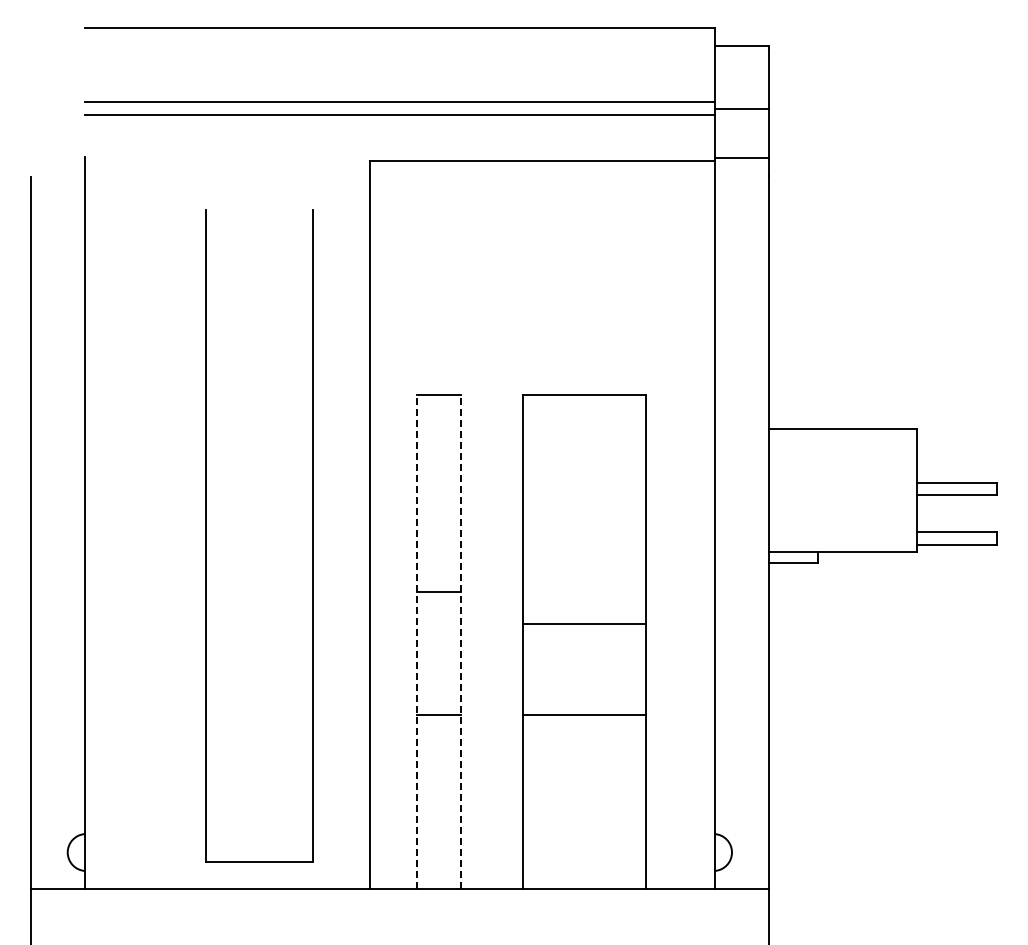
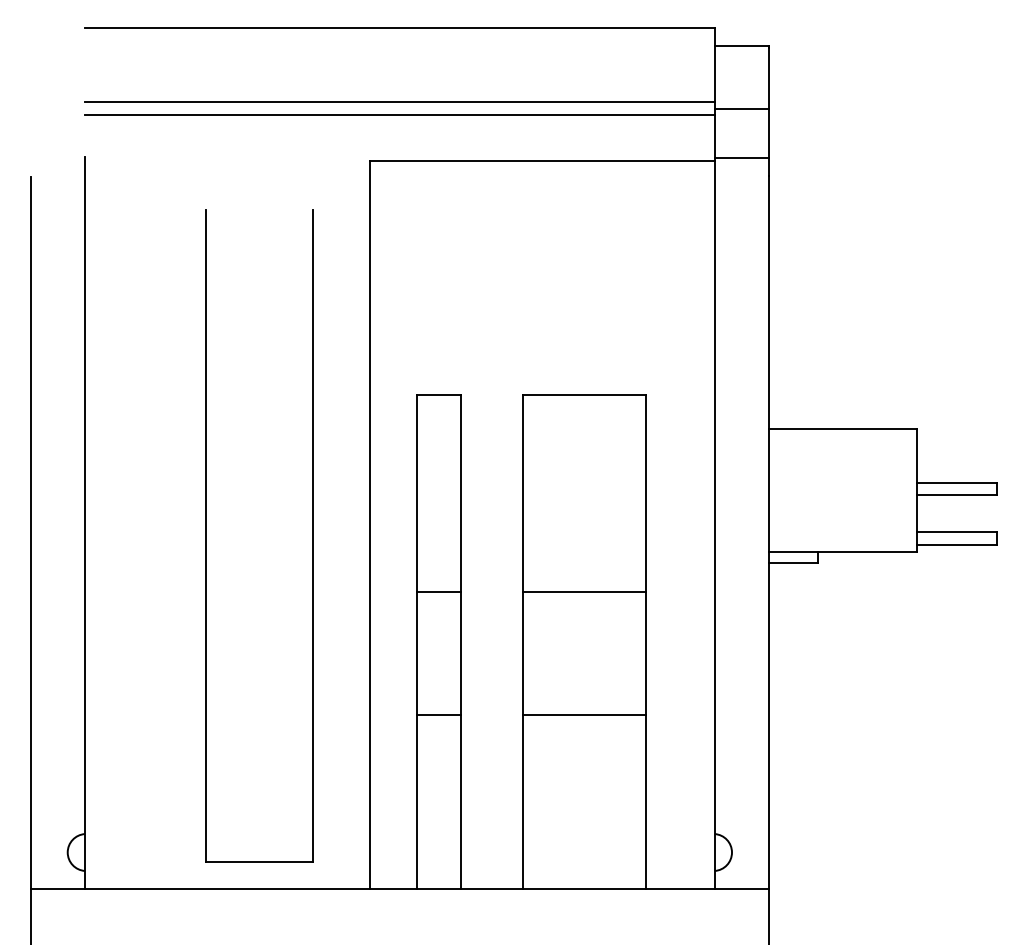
line position: (583, 623) -> (583, 591) (583, 591)
line: dashed -> solid (417, 641)
line: dashed -> solid (461, 641)
